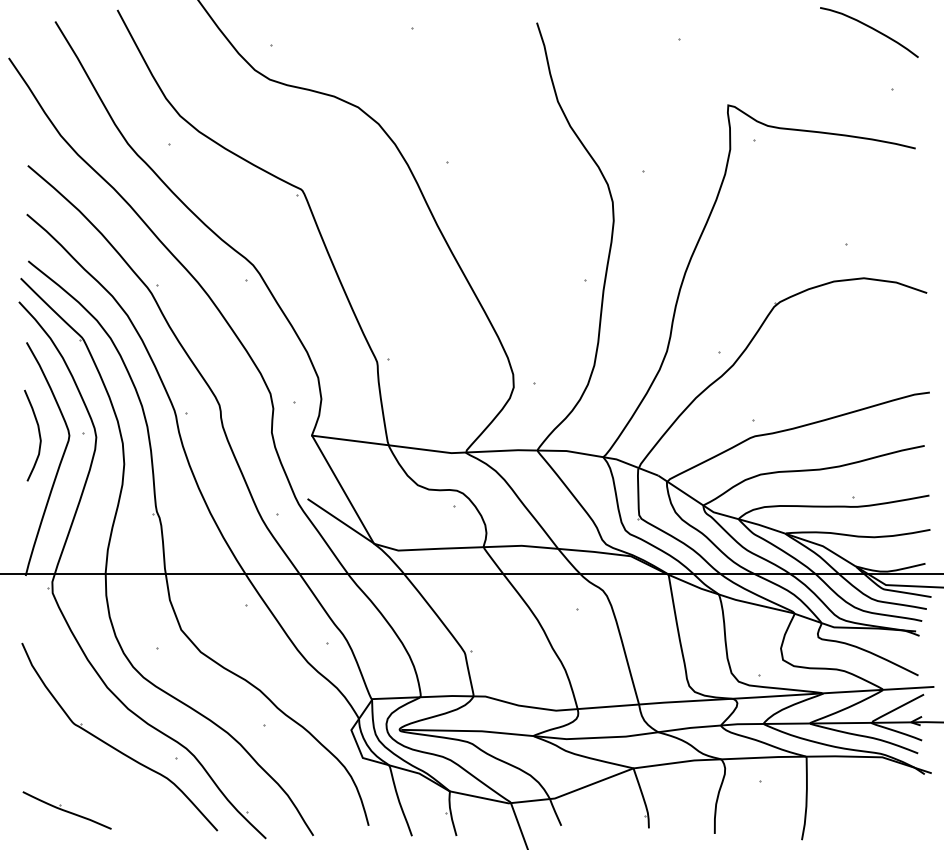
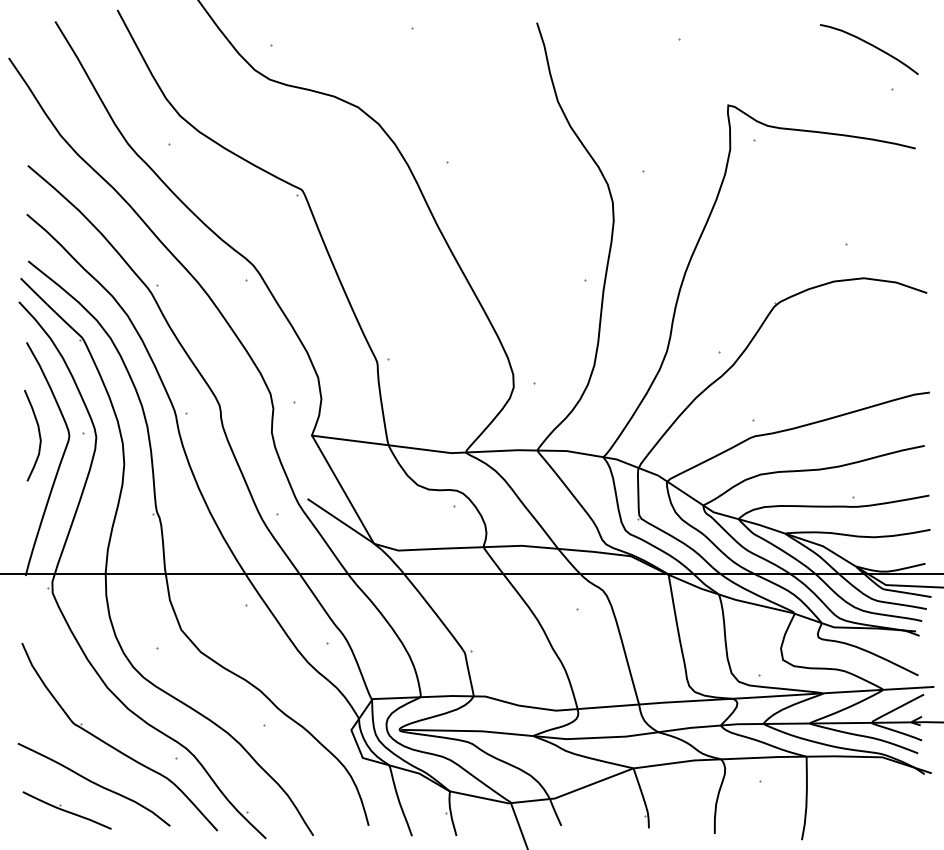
curve position: (870, 28) -> (870, 45) (870, 45)
curve: none -> present (93, 783)
